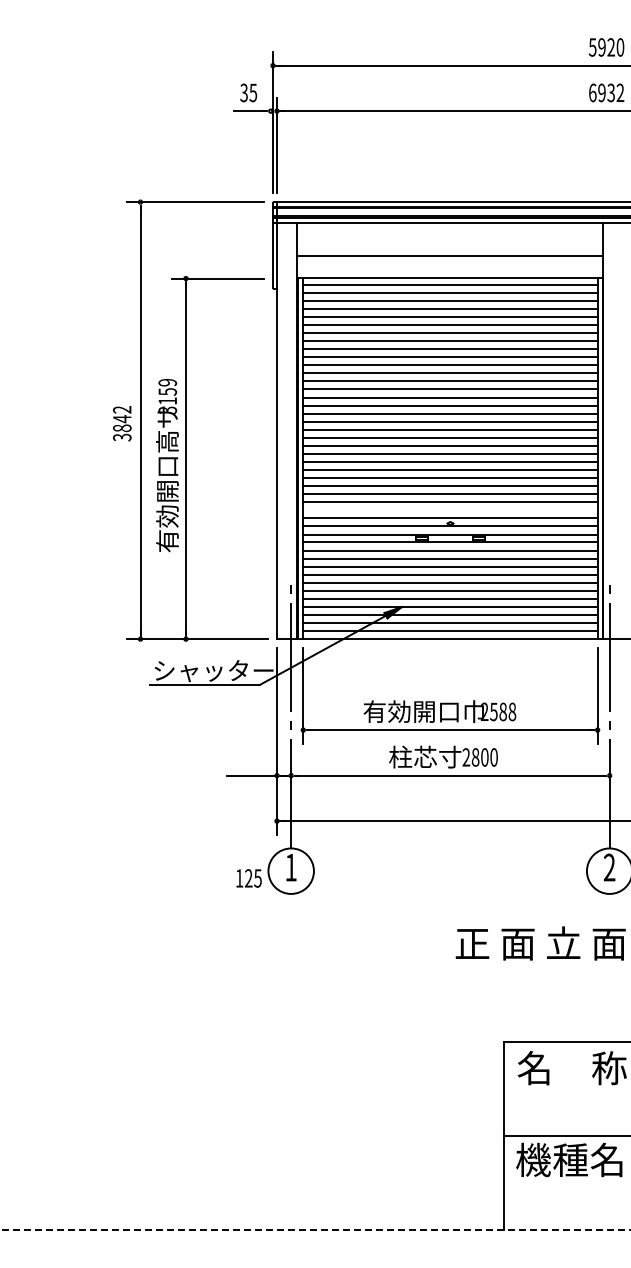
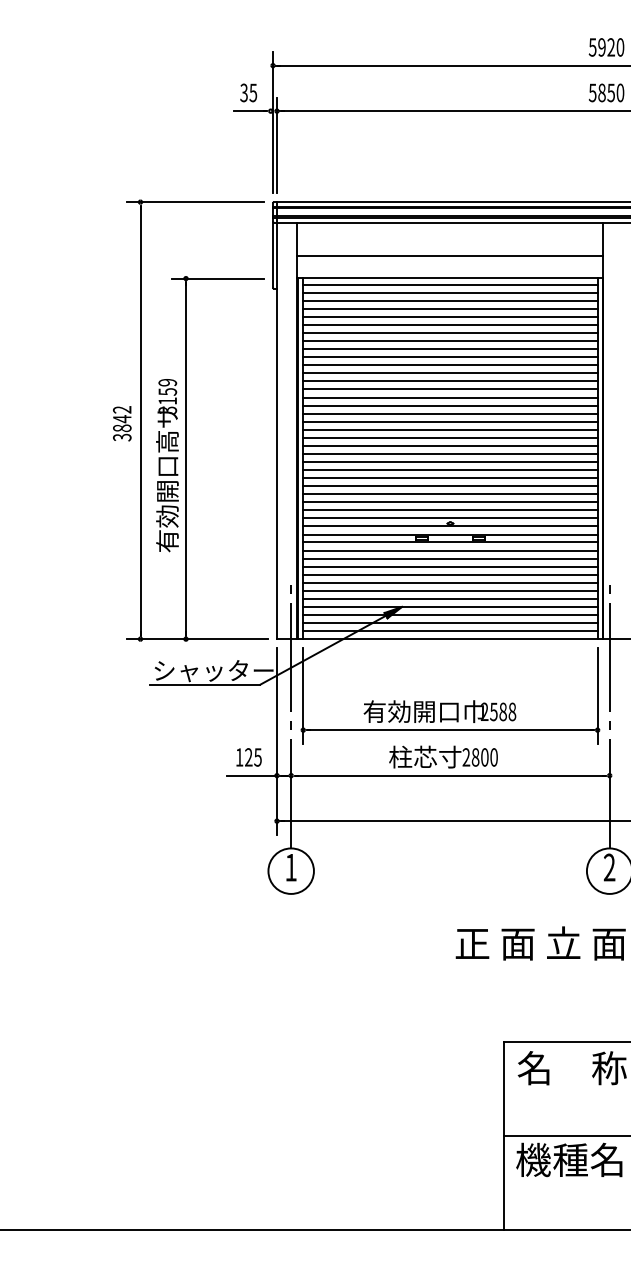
text: 6932 -> 5850 (606, 92)
line: none -> present (450, 510)
text position: (248, 878) -> (248, 757) (248, 757)
line: dashed -> solid (315, 1229)
